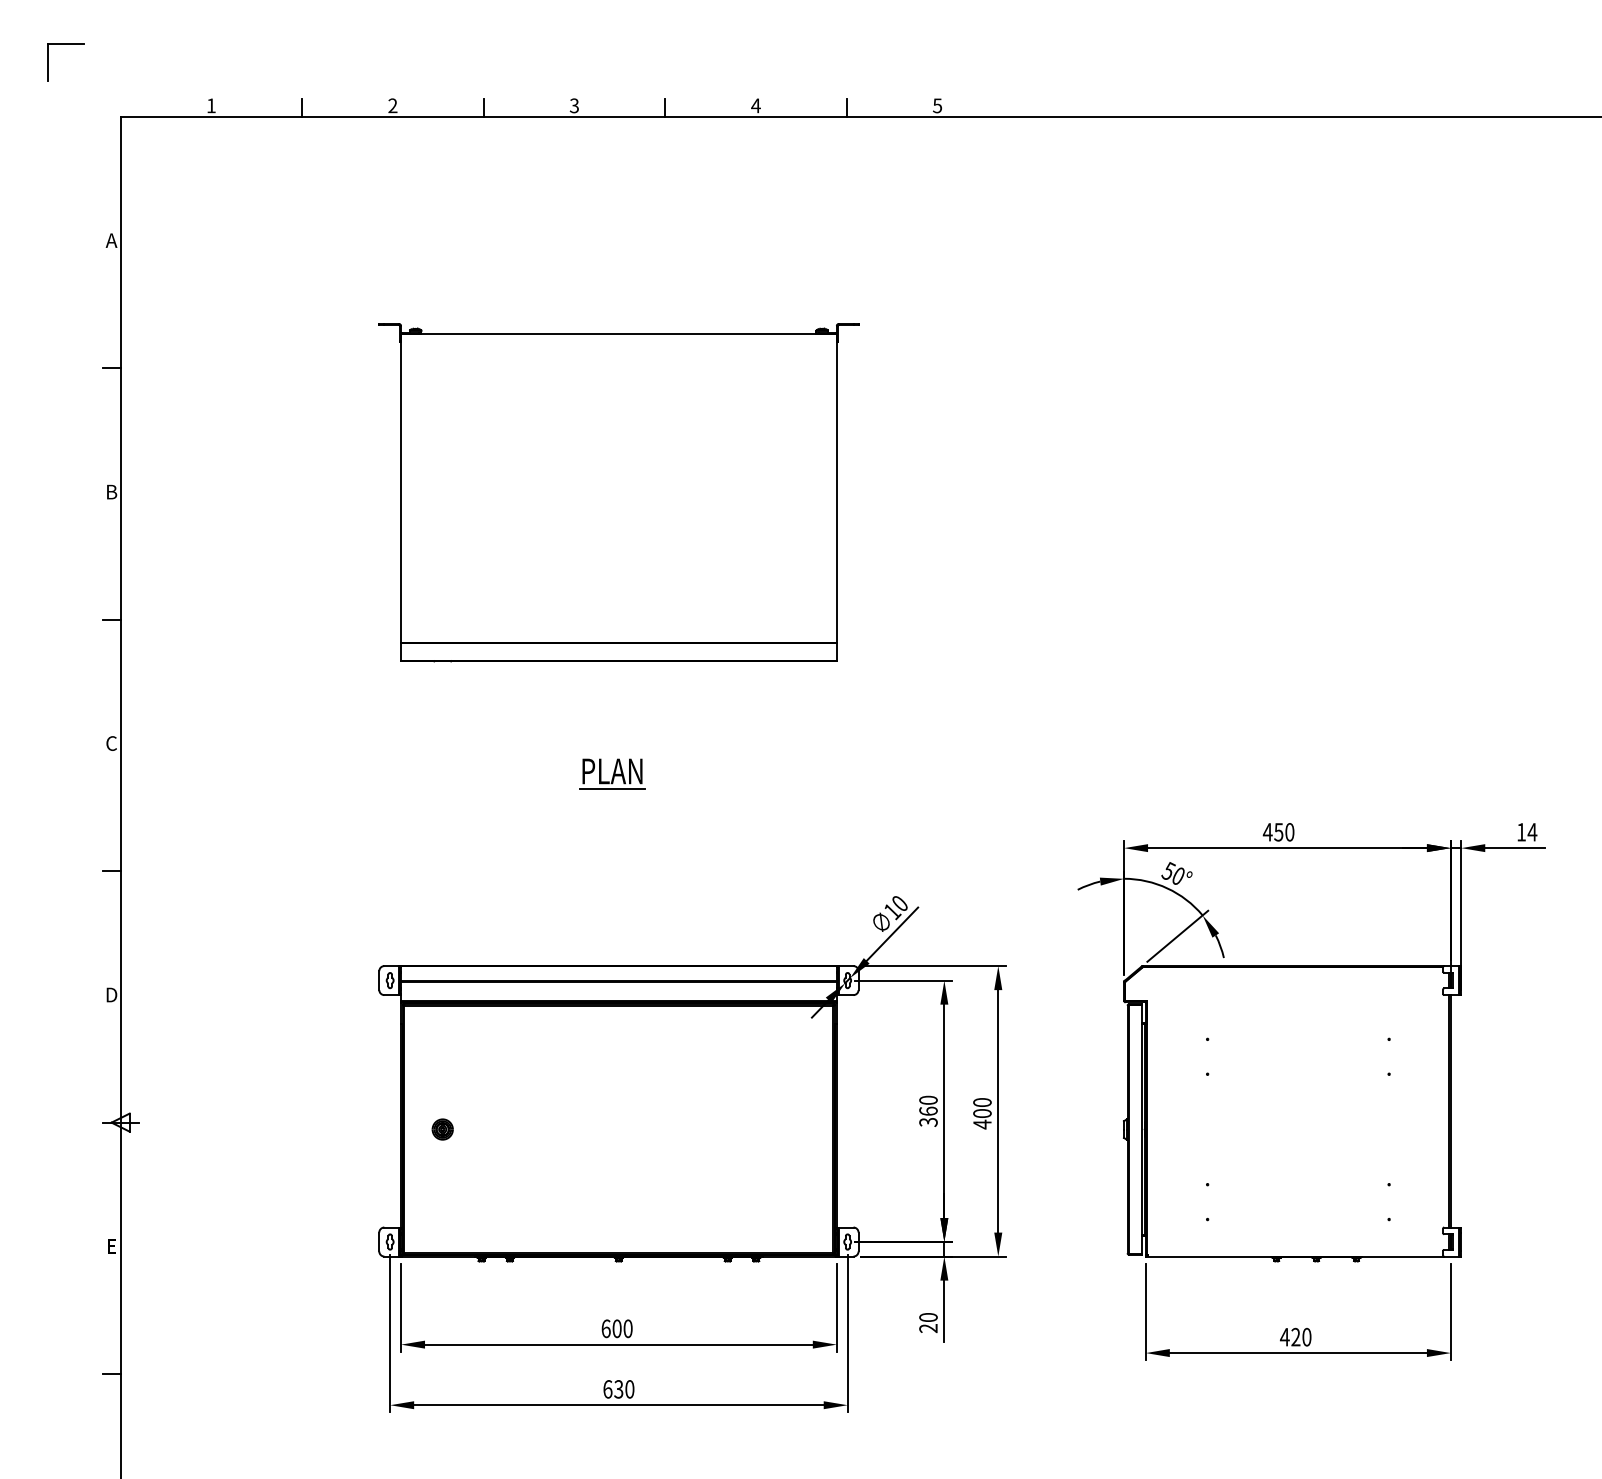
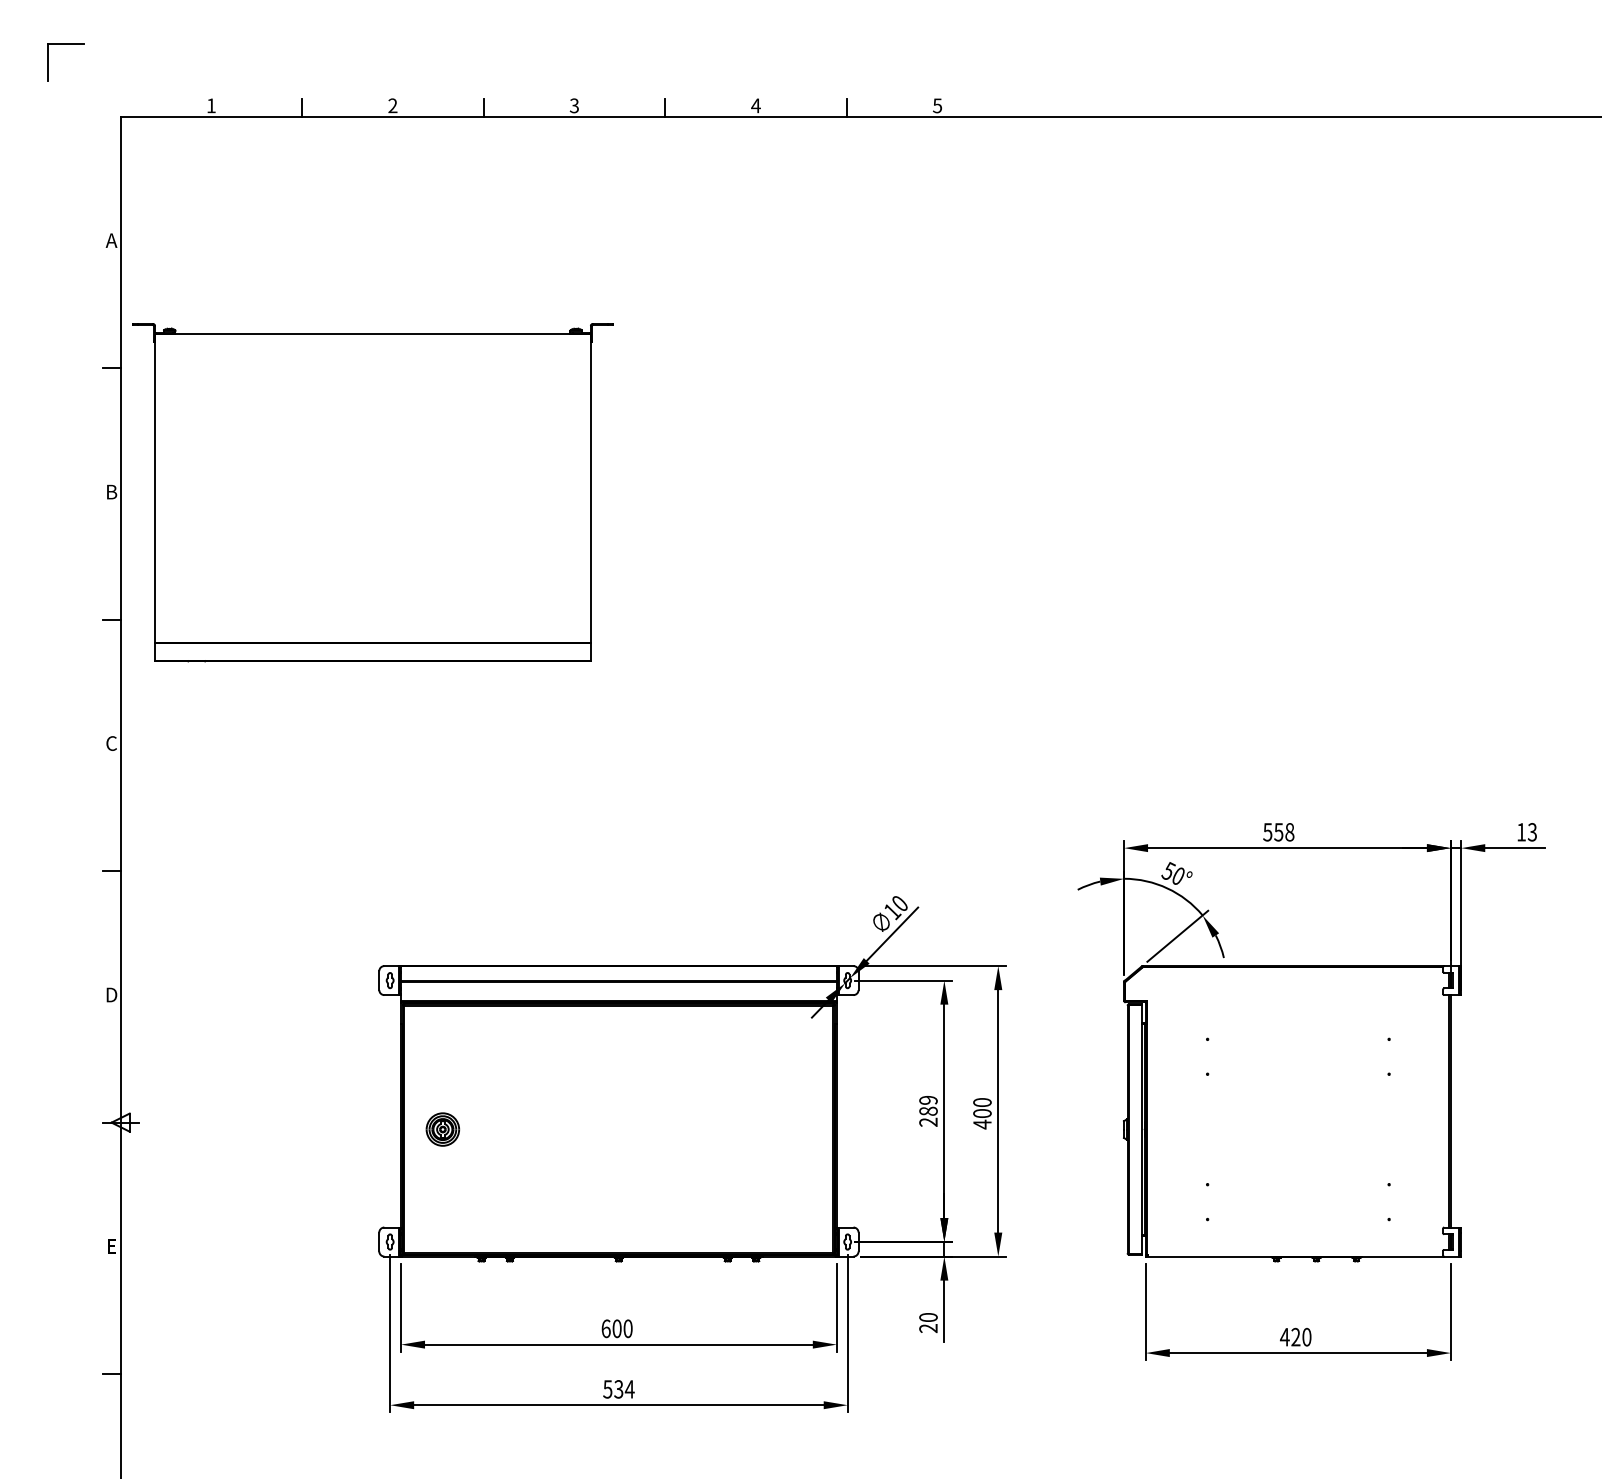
part position: (618, 492) -> (372, 492) (372, 492)
part: present -> none (612, 773)
text: 450 -> 558 (1278, 832)
text: 14 -> 13 (1532, 832)
text: 360 -> 289 (928, 1110)
part size: 23x23 px -> 36x35 px (442, 1129)
text: 630 -> 534 (618, 1389)
